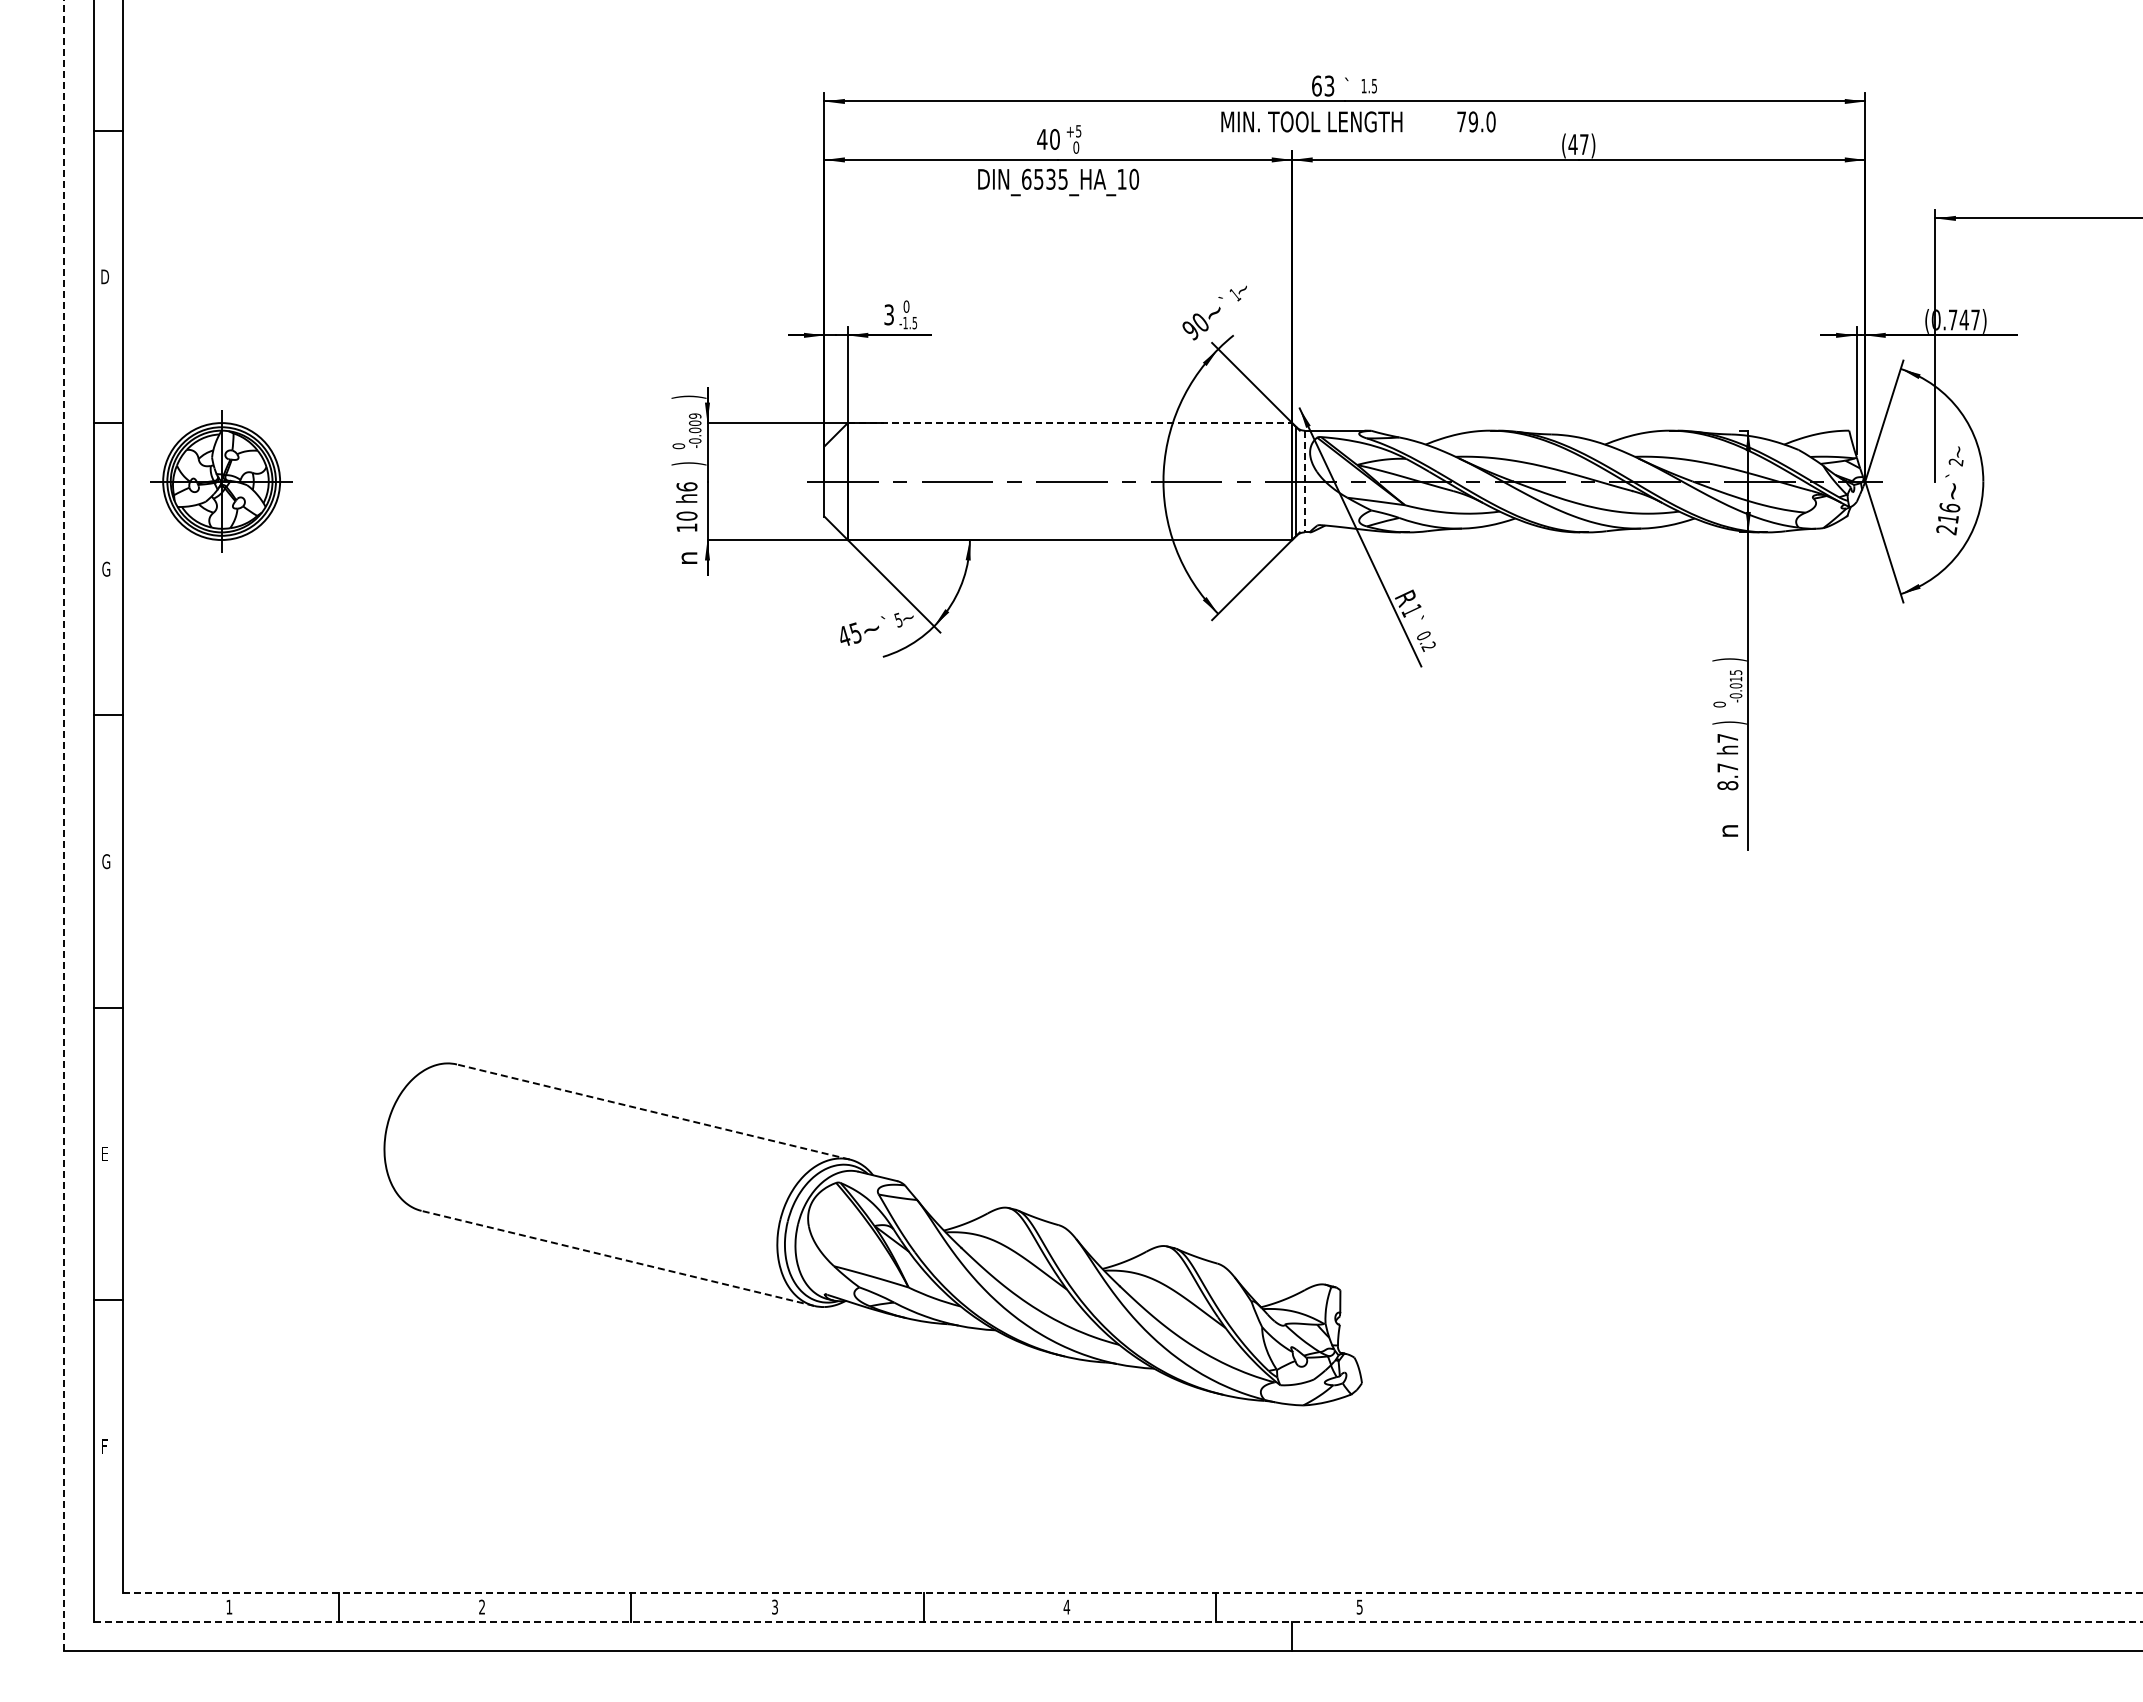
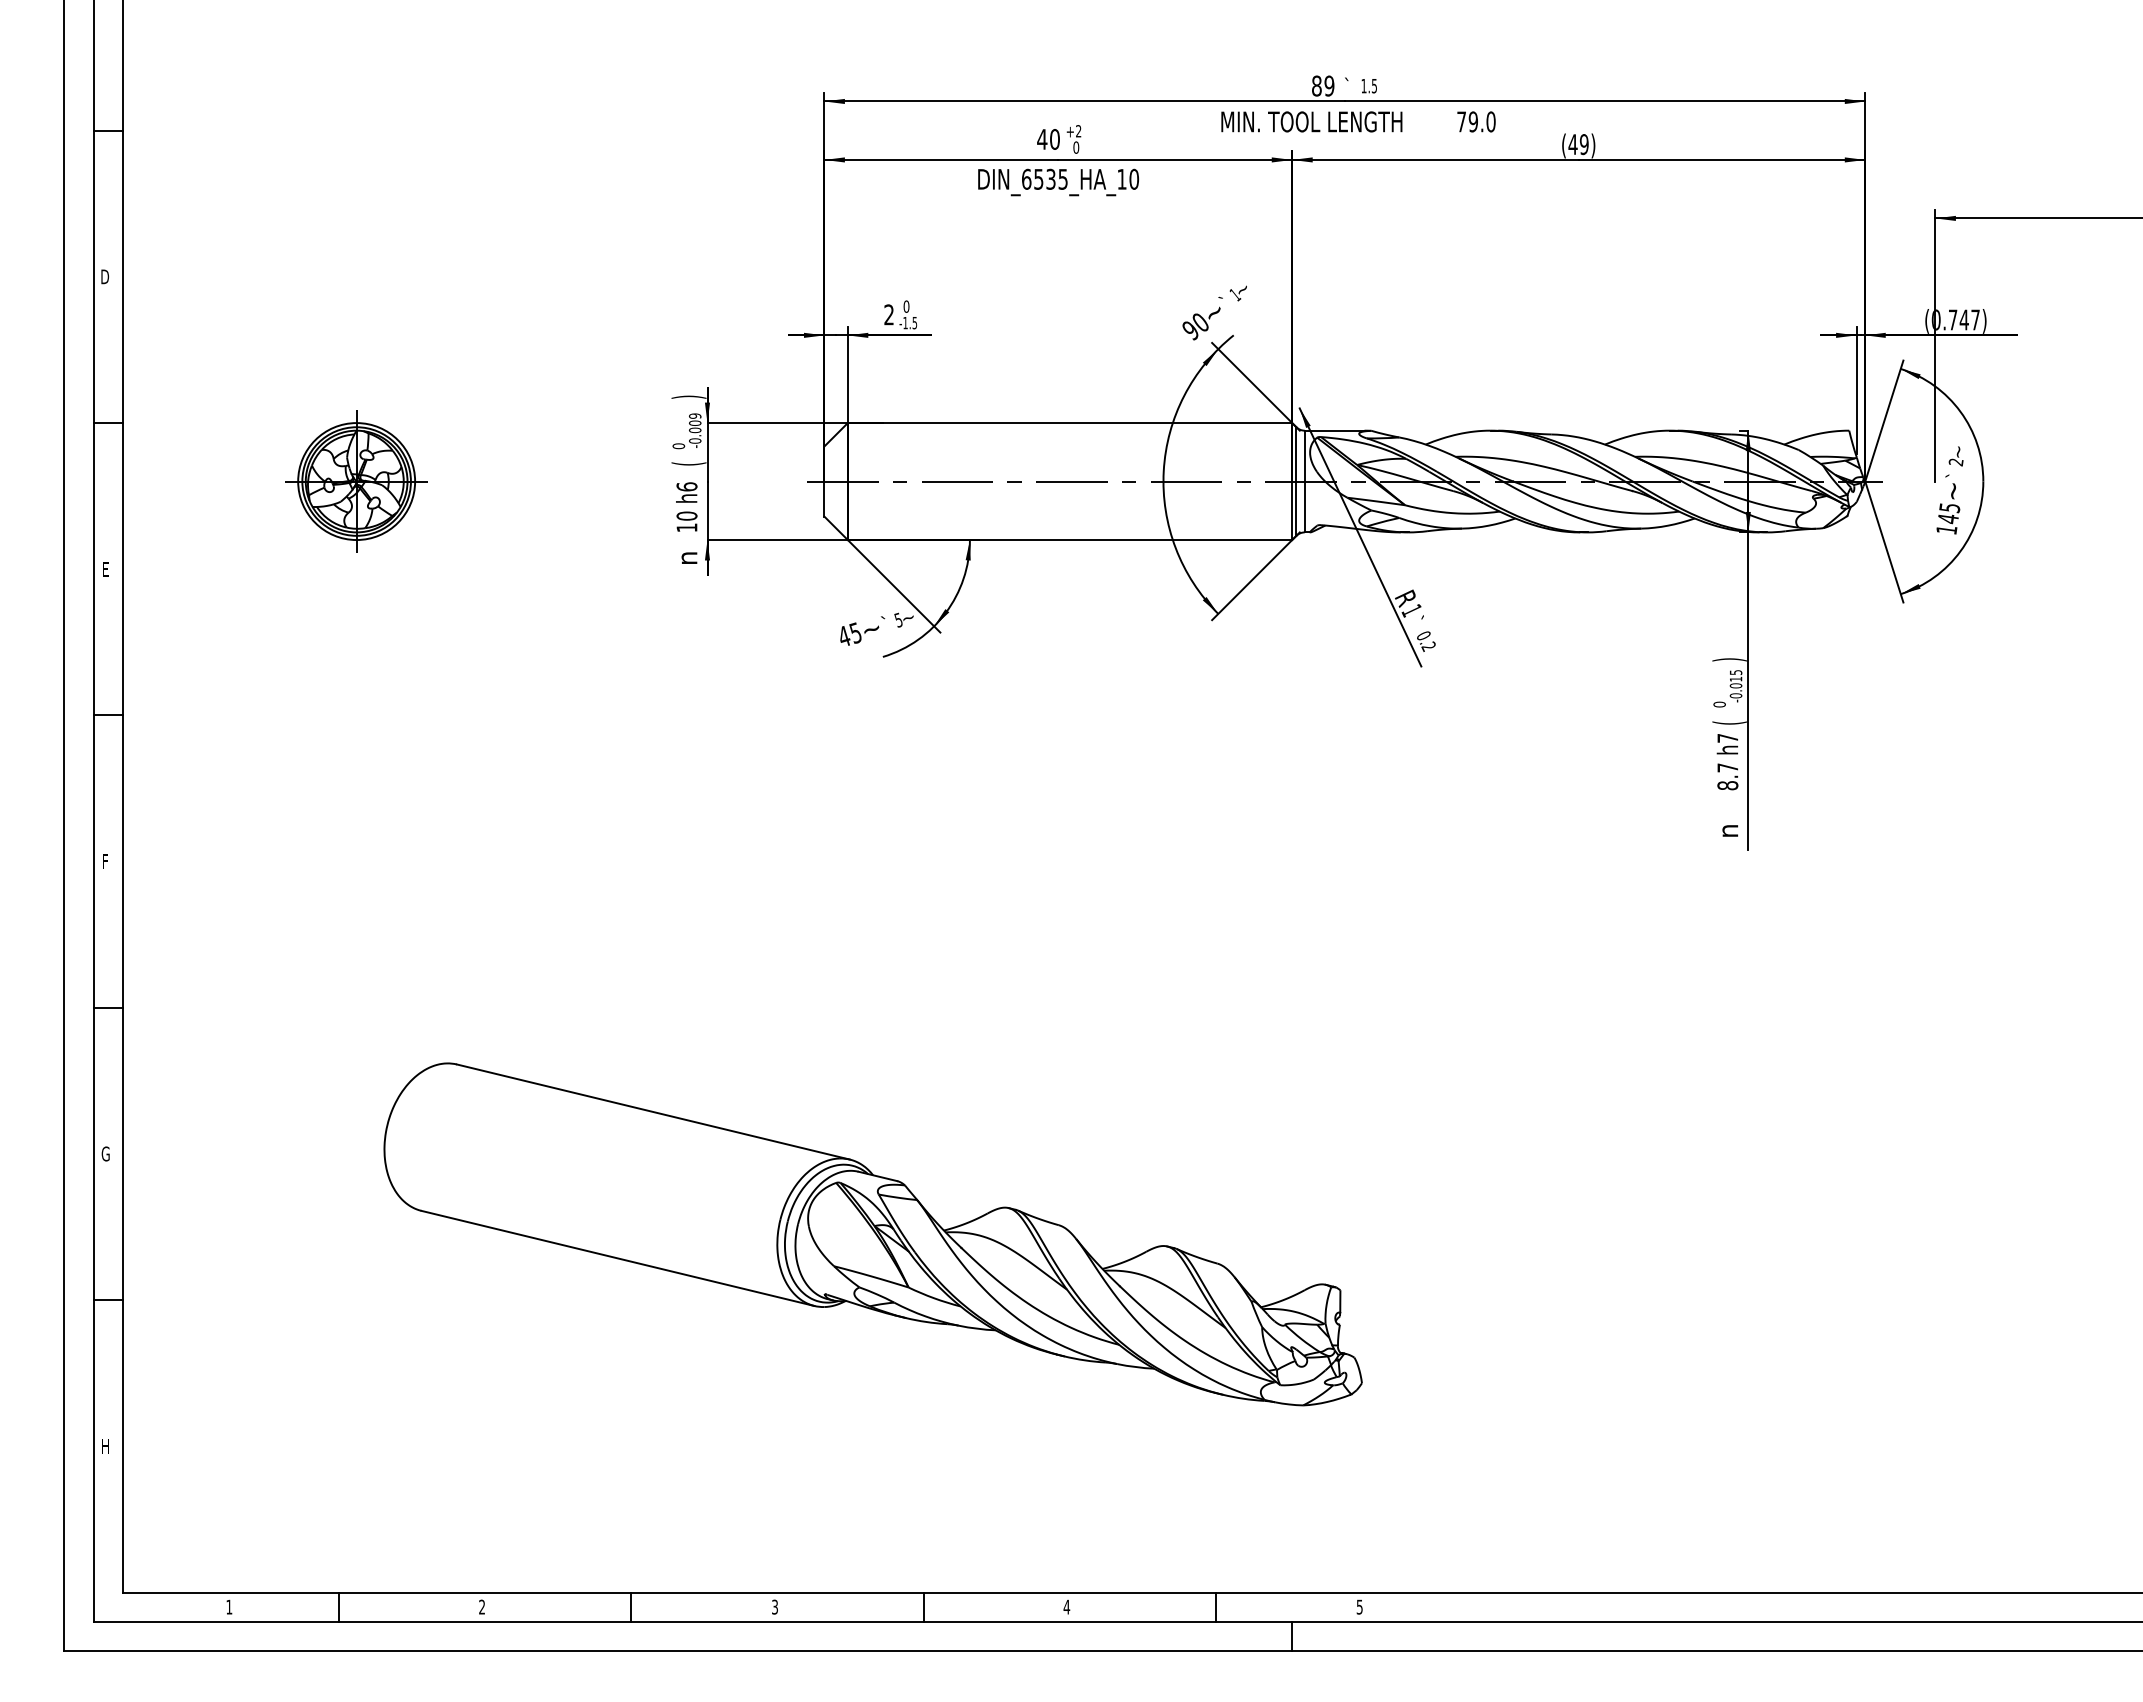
text: 63 -> 89 (1323, 85)
text: +5 -> +2 (1078, 131)
text: (47) -> (49) (1583, 144)
text: 3 -> 2 (888, 314)
line: dashed -> solid (1070, 423)
text: ) -> ( (688, 463)
part position: (221, 481) -> (356, 481) (356, 481)
line: dashed -> solid (1304, 481)
text: 216 -> 145 (1948, 519)
text: G -> E (106, 568)
text: ) -> ( (1729, 722)
line: dashed -> solid (64, 825)
text: G -> F (106, 861)
line: dashed -> solid (652, 1111)
text: E -> G (105, 1153)
line: dashed -> solid (617, 1258)
text: F -> H (105, 1446)
line: dashed -> solid (1132, 1592)
line: dashed -> solid (1118, 1621)
